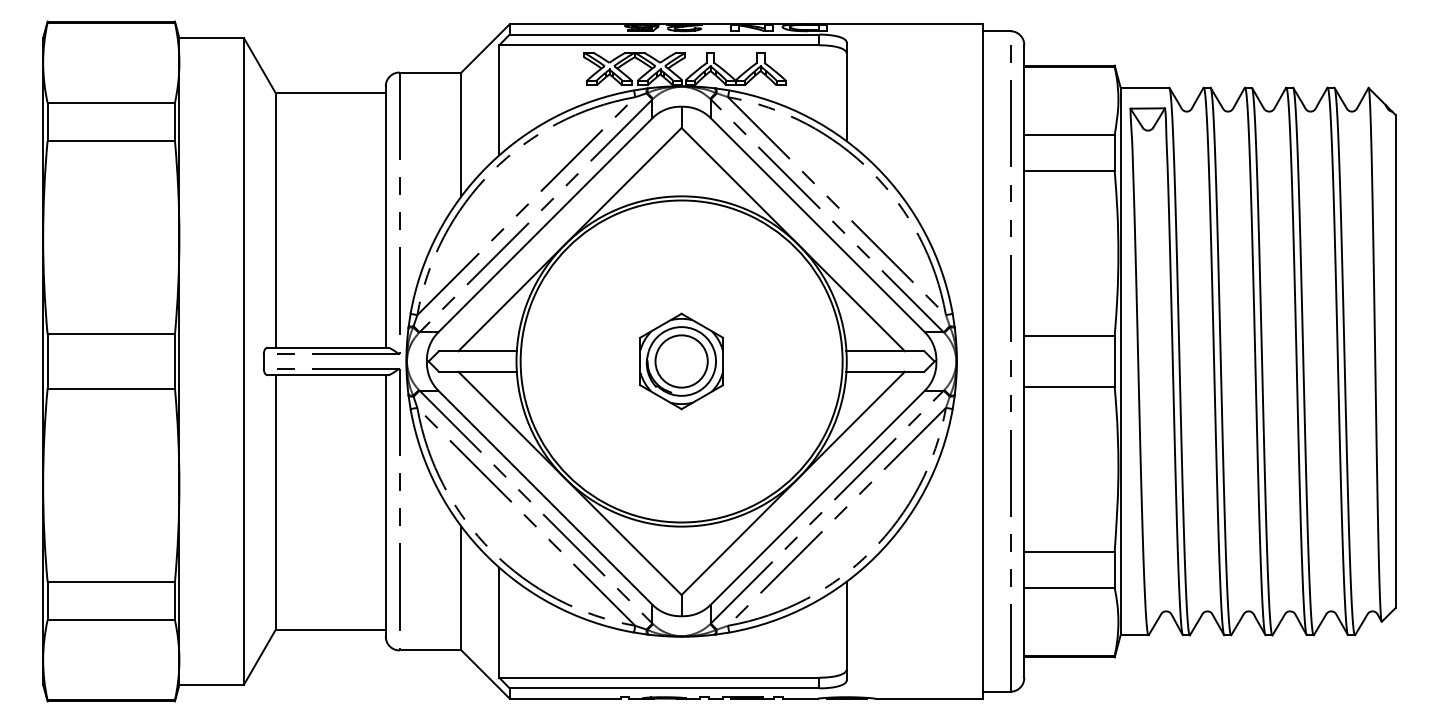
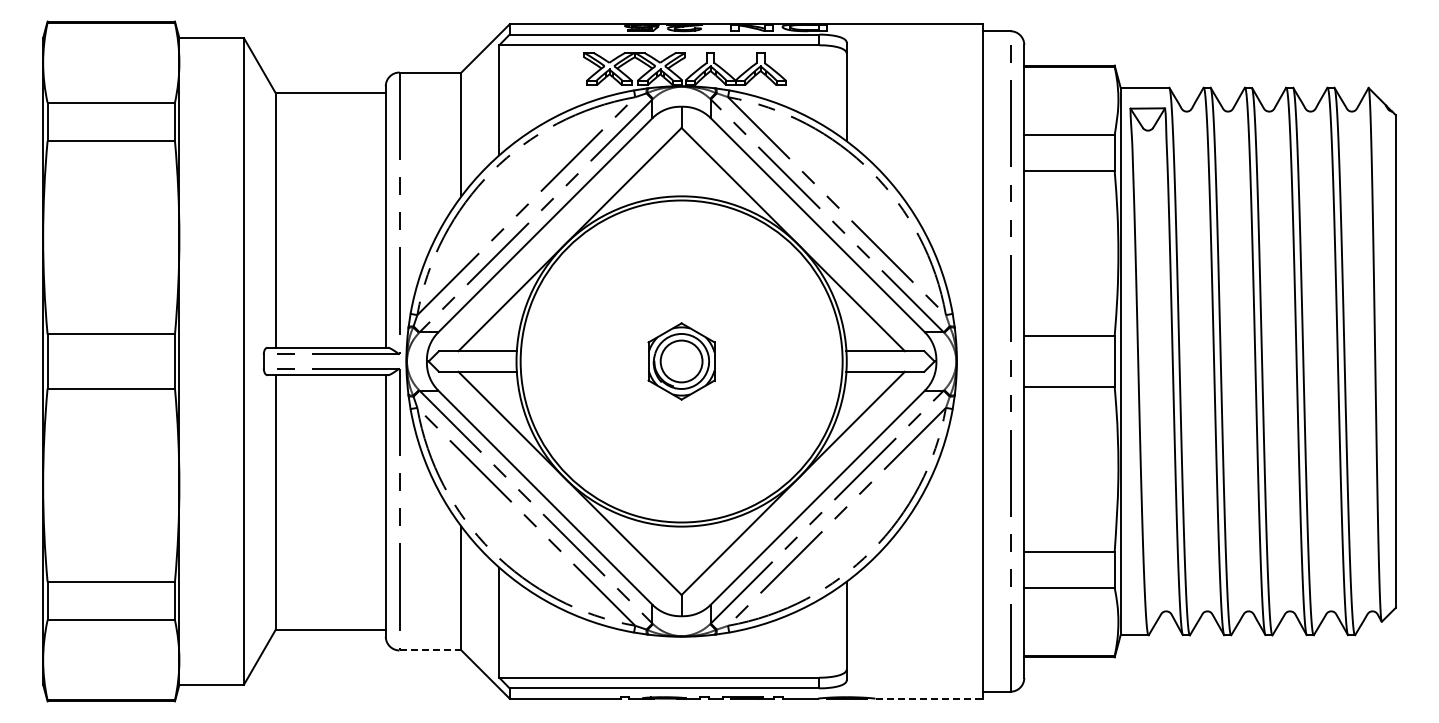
part size: 85x99 px -> 69x79 px (681, 361)
line: solid -> dashed (430, 650)
line: solid -> dashed (929, 698)
